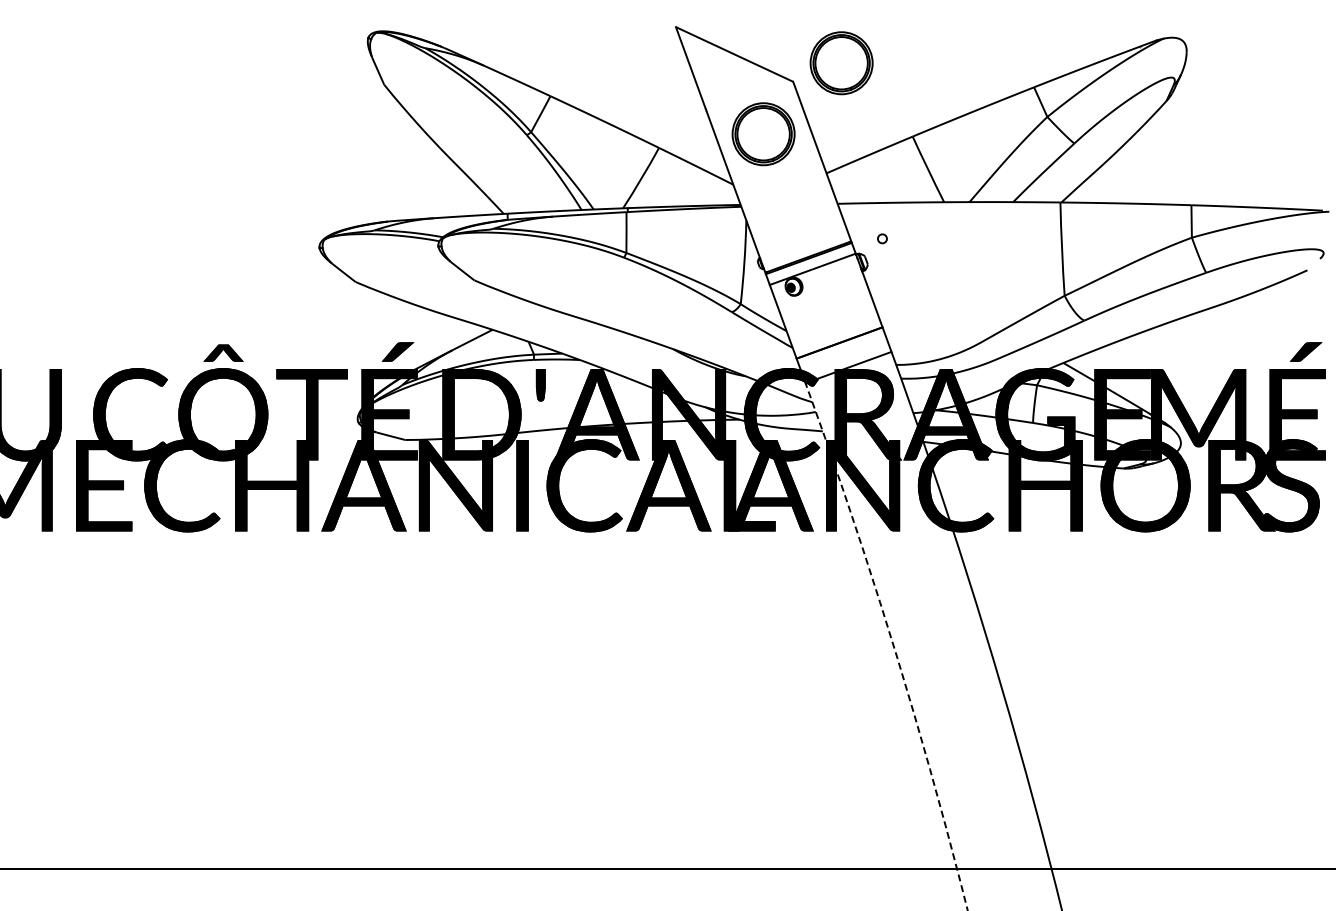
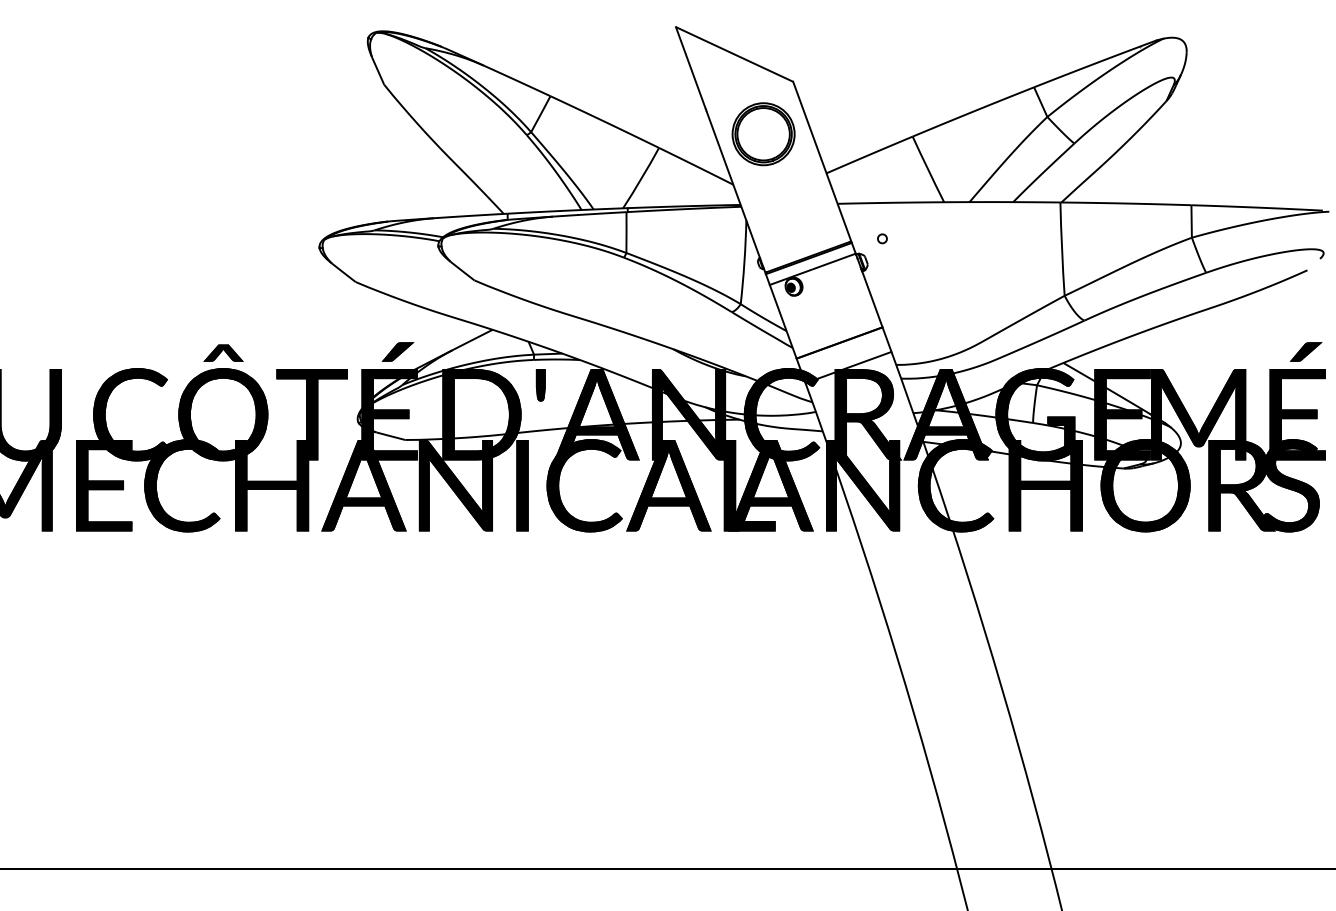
part: present -> none (841, 63)
arc: dashed -> solid (892, 643)
